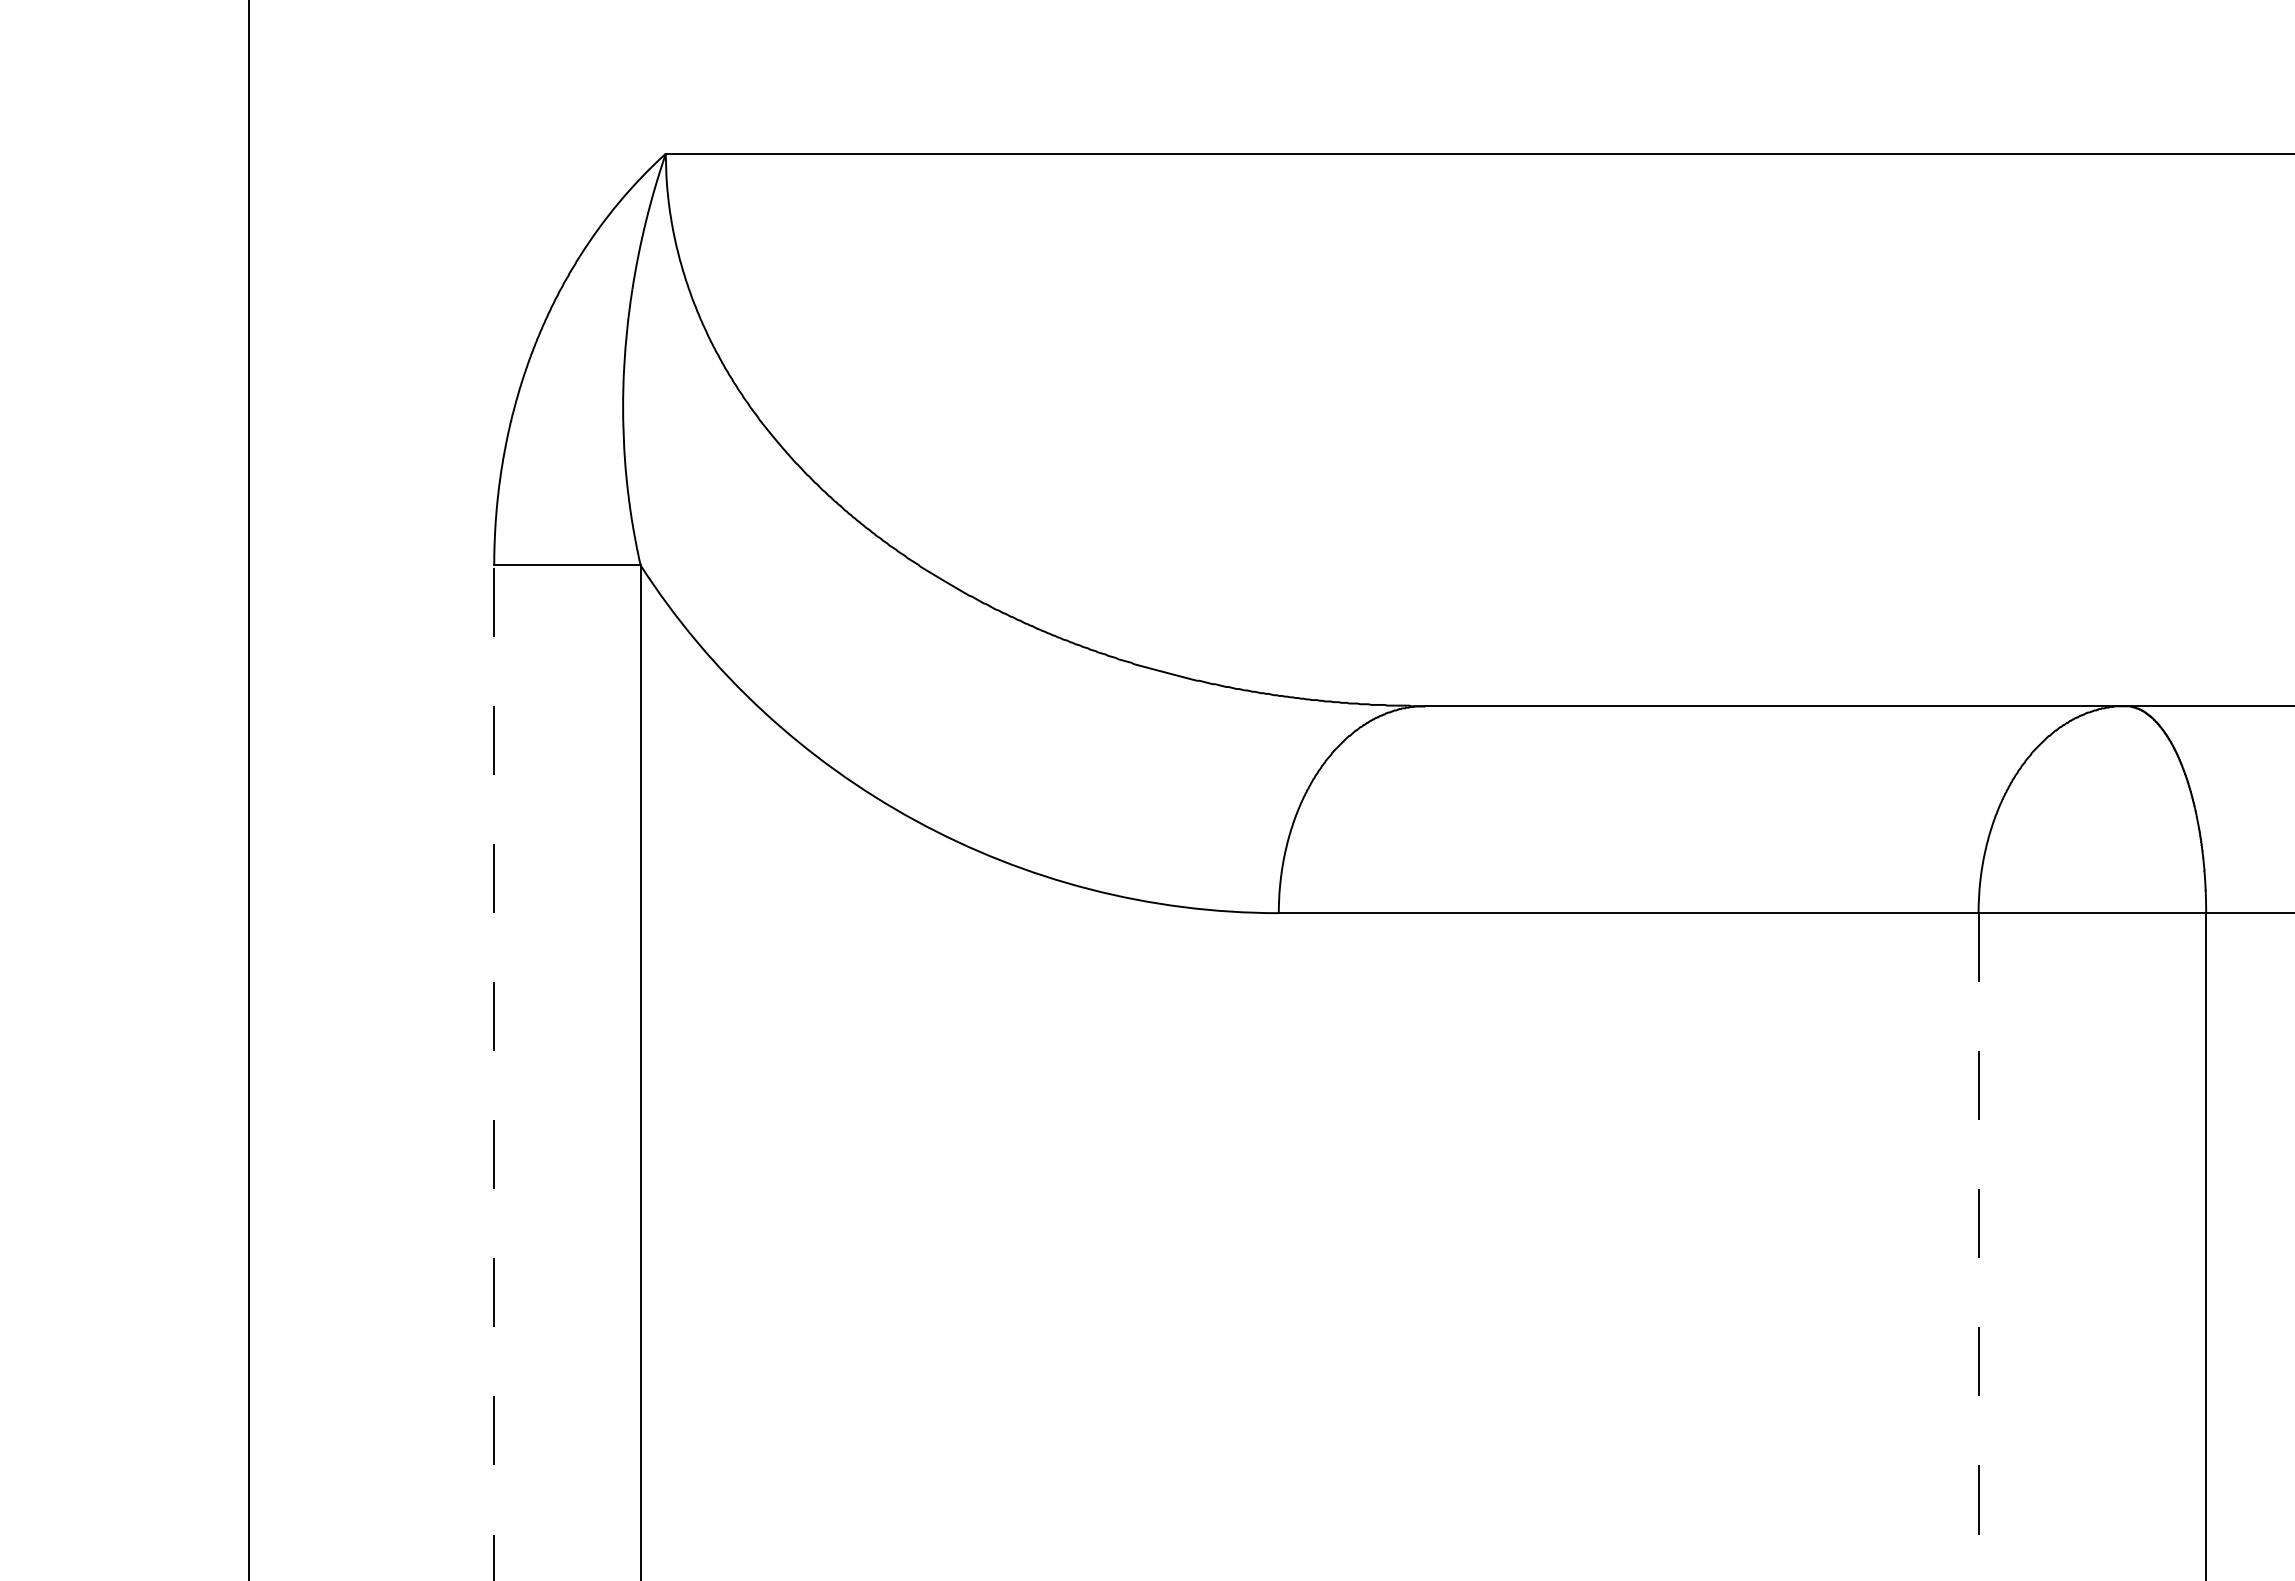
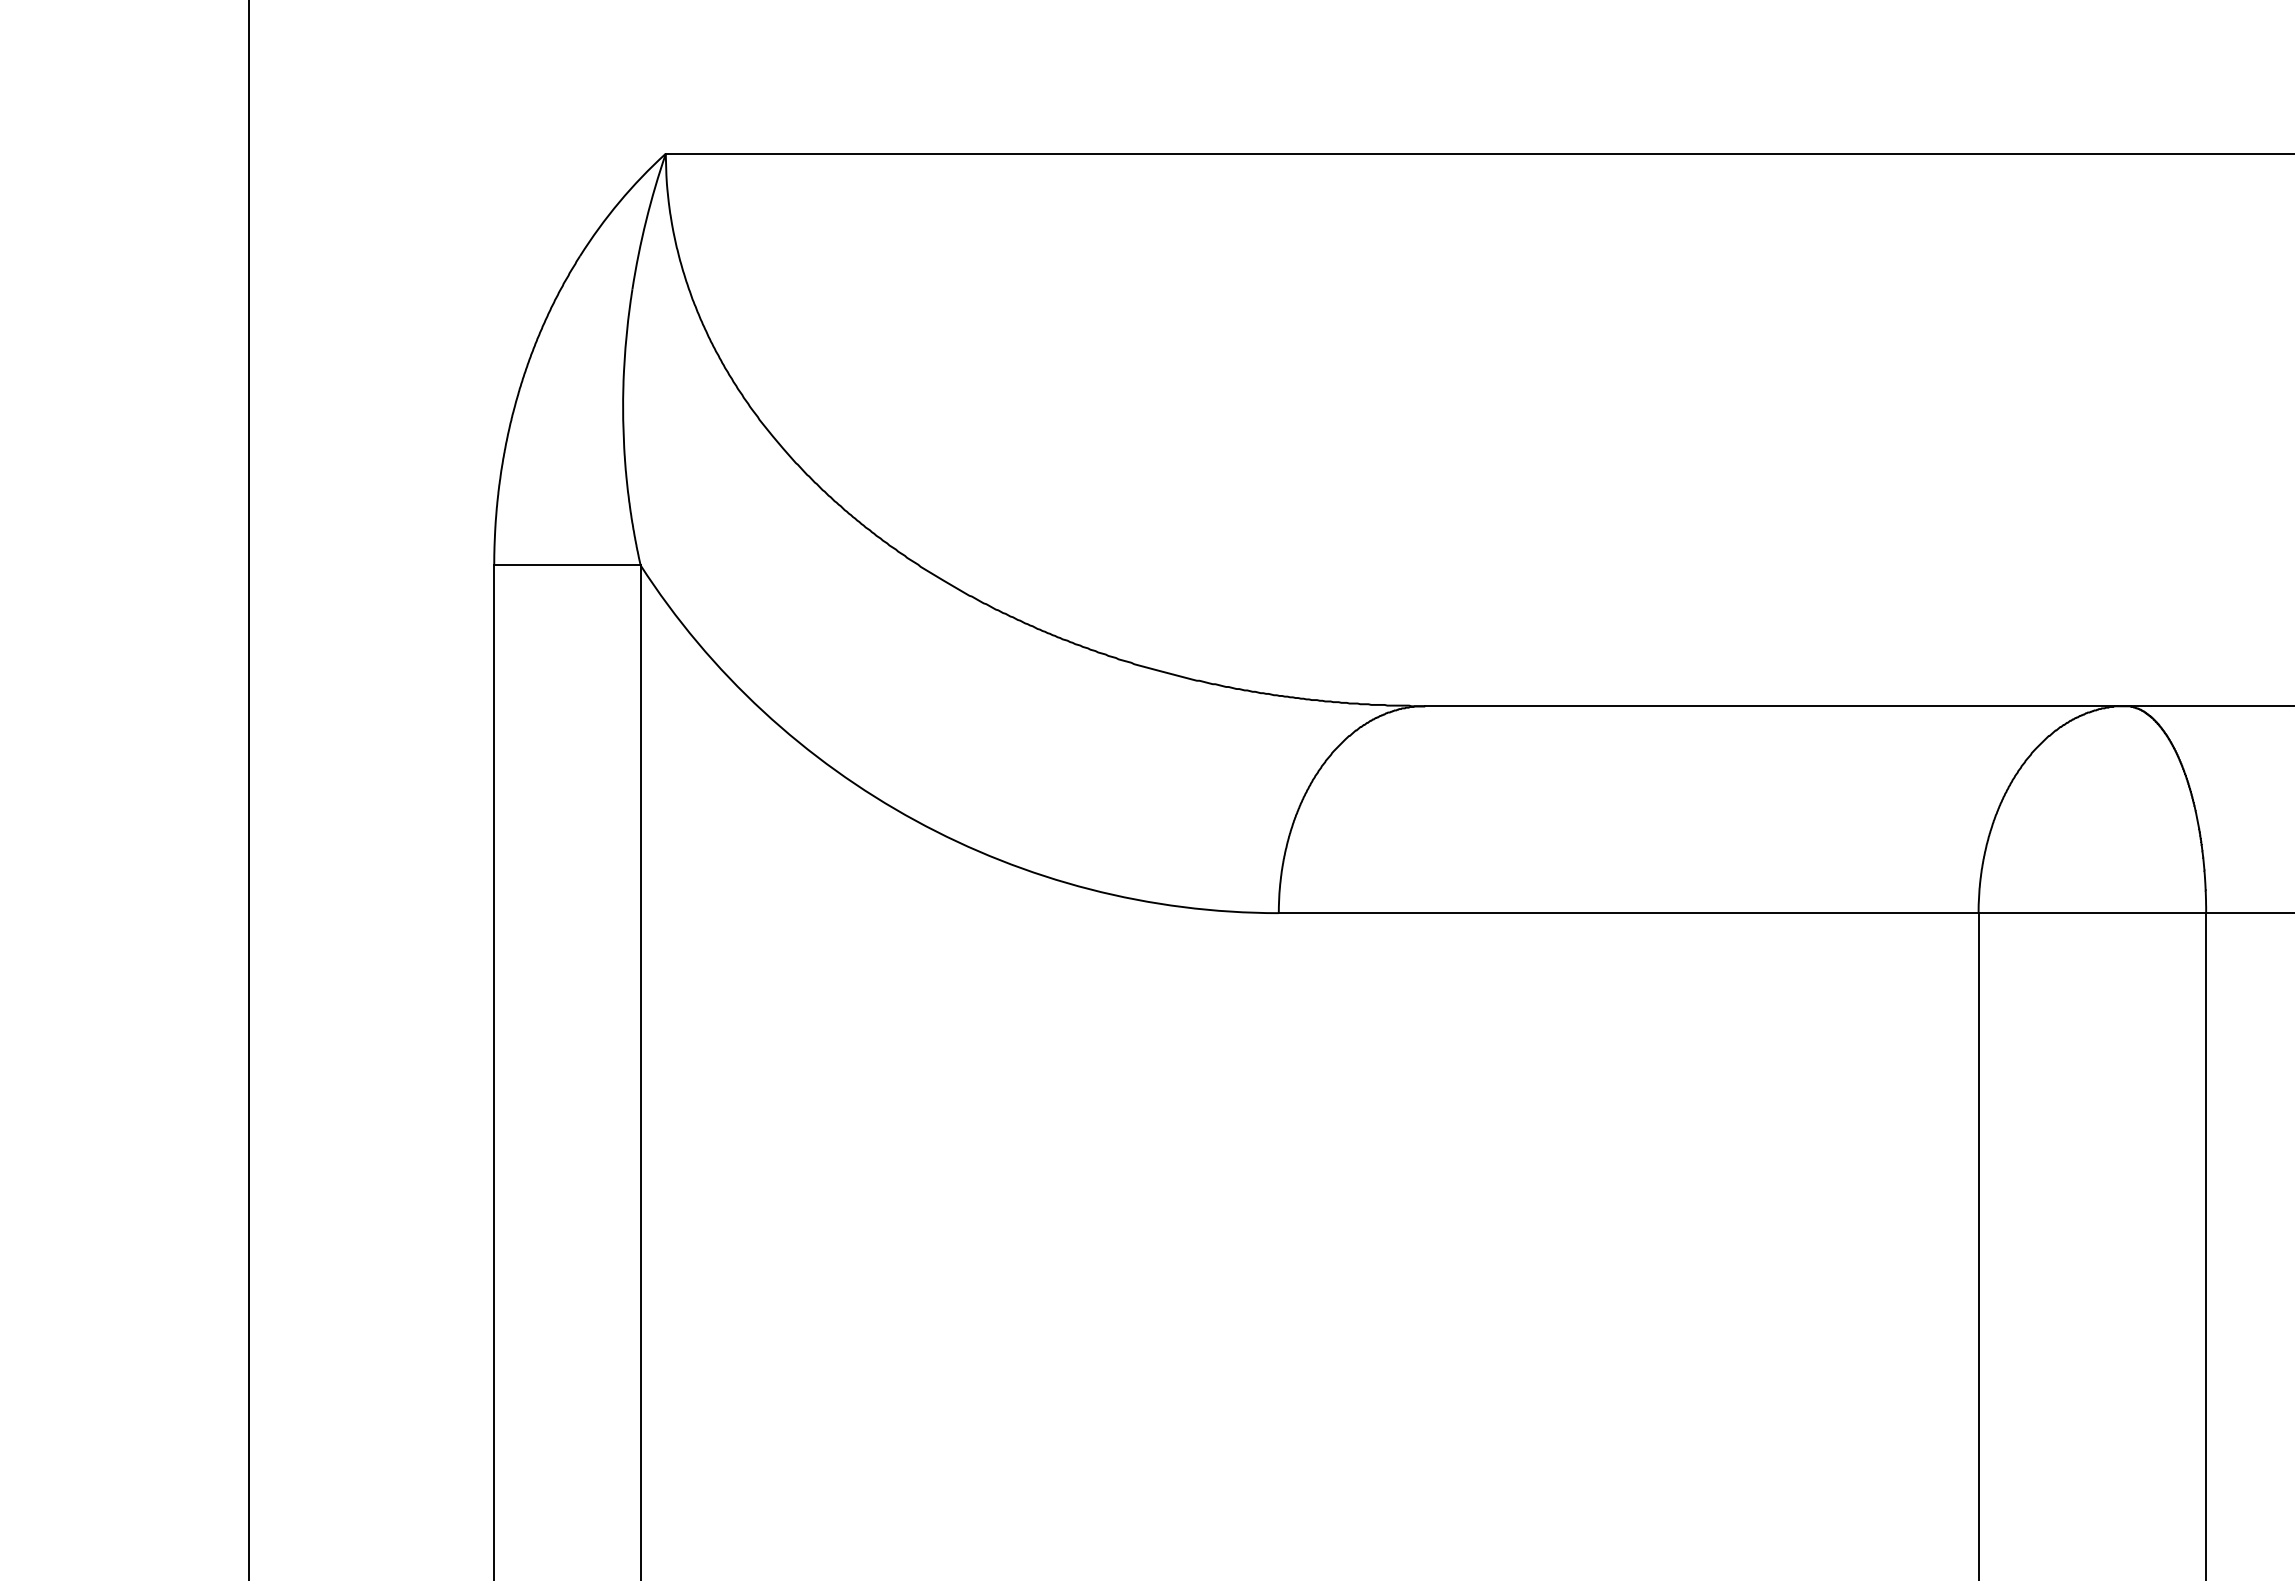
line: dashed -> solid (494, 1072)
line: dashed -> solid (1978, 1247)
